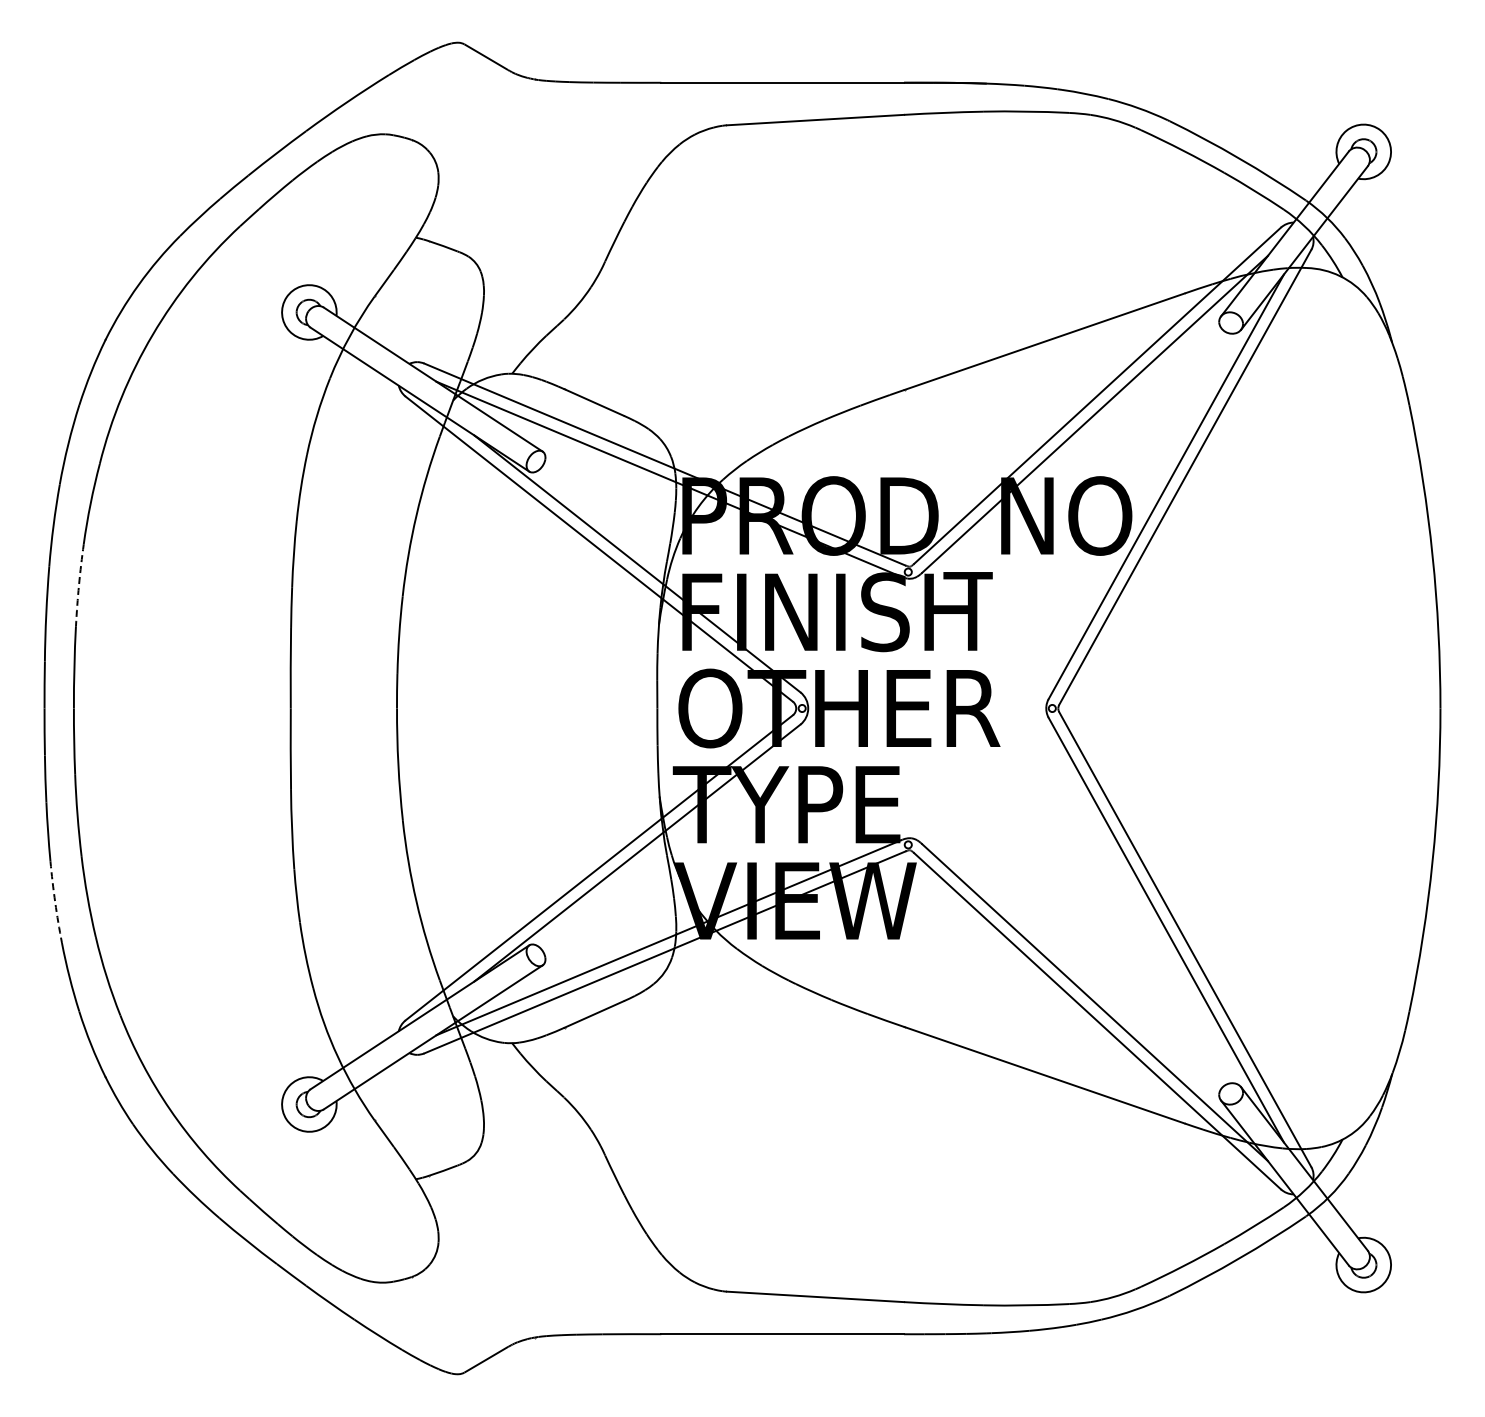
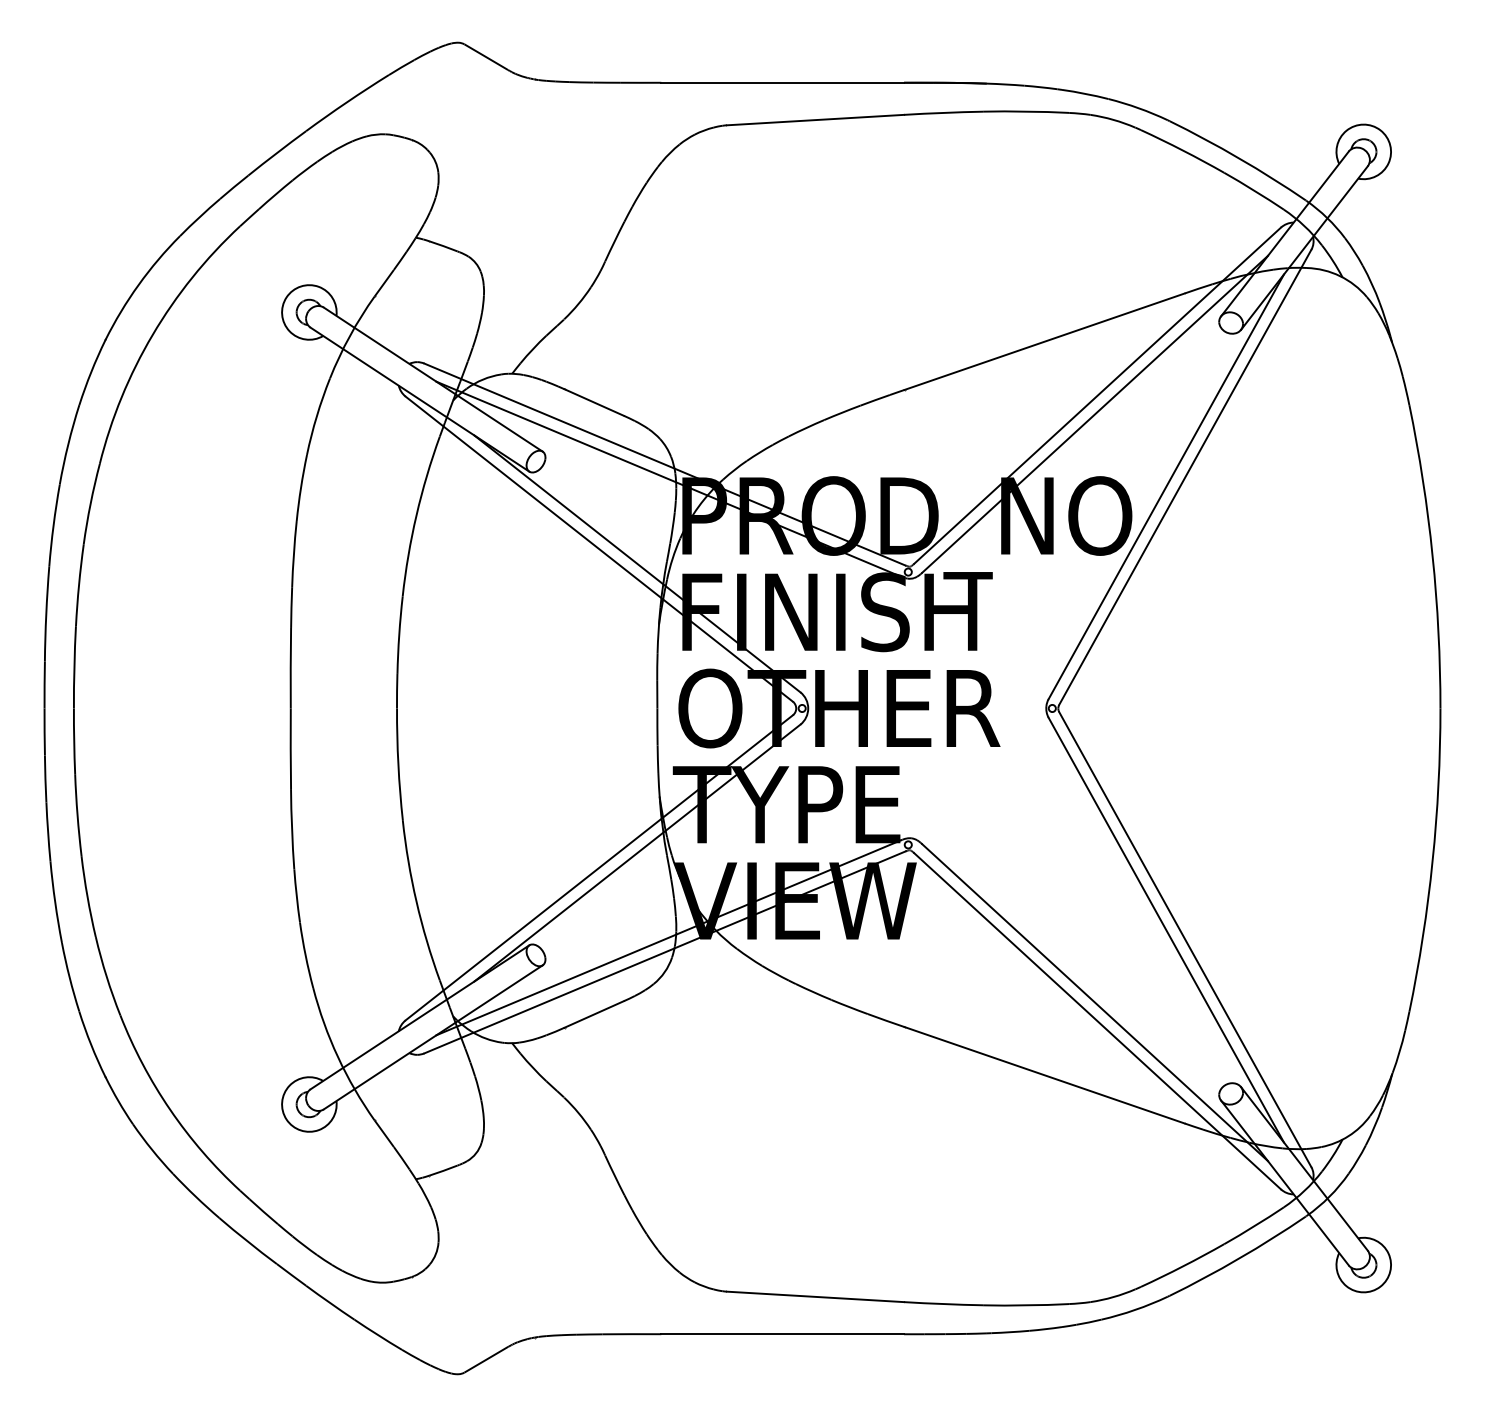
arc: dashed -> solid (79, 585)
arc: dashed -> solid (55, 902)
